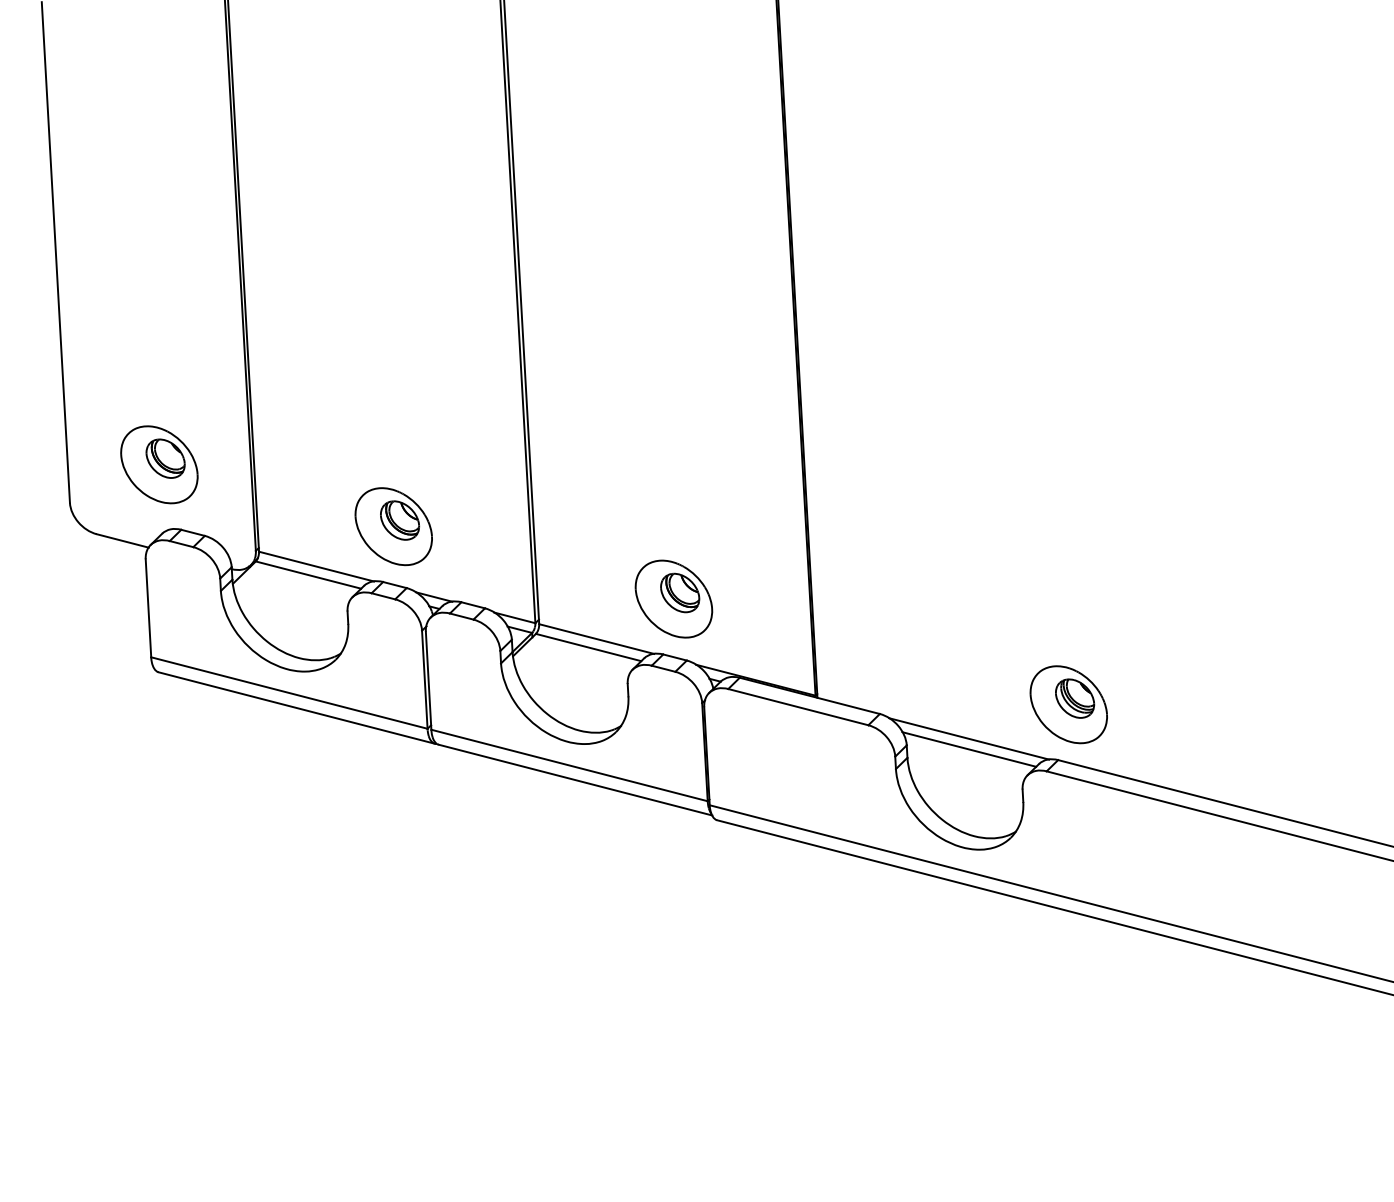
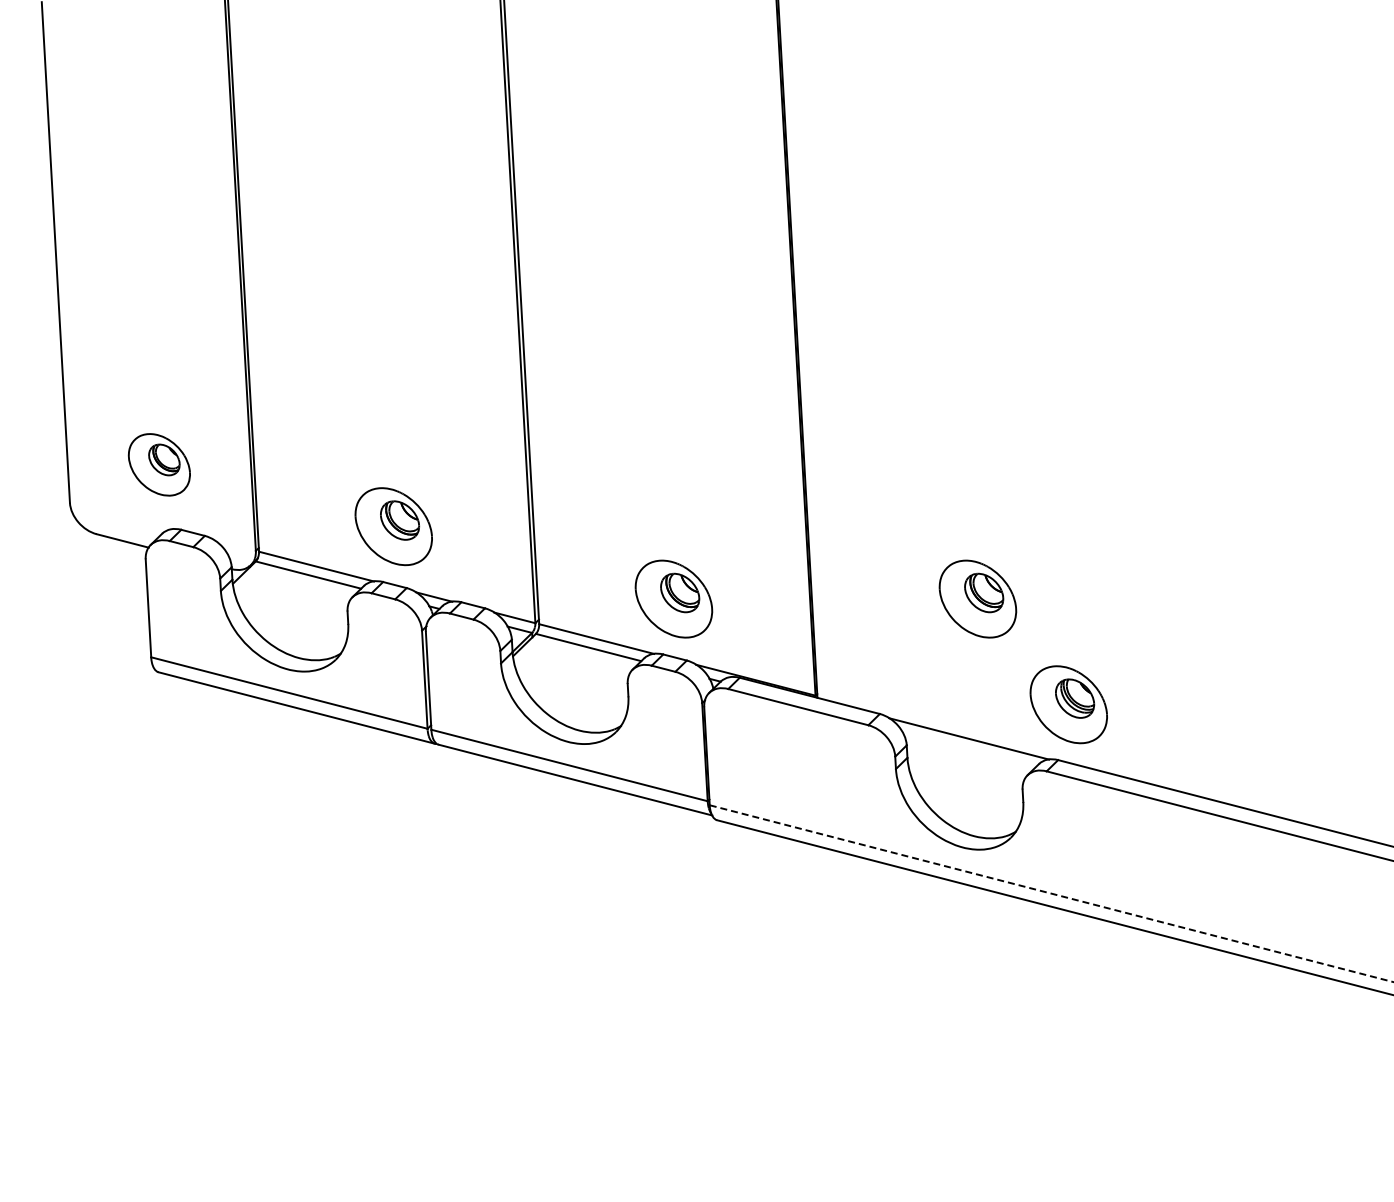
part size: 79x80 px -> 64x64 px (158, 464)
part: none -> present (977, 598)
line: present -> none (969, 749)
line: solid -> dashed (1052, 893)
